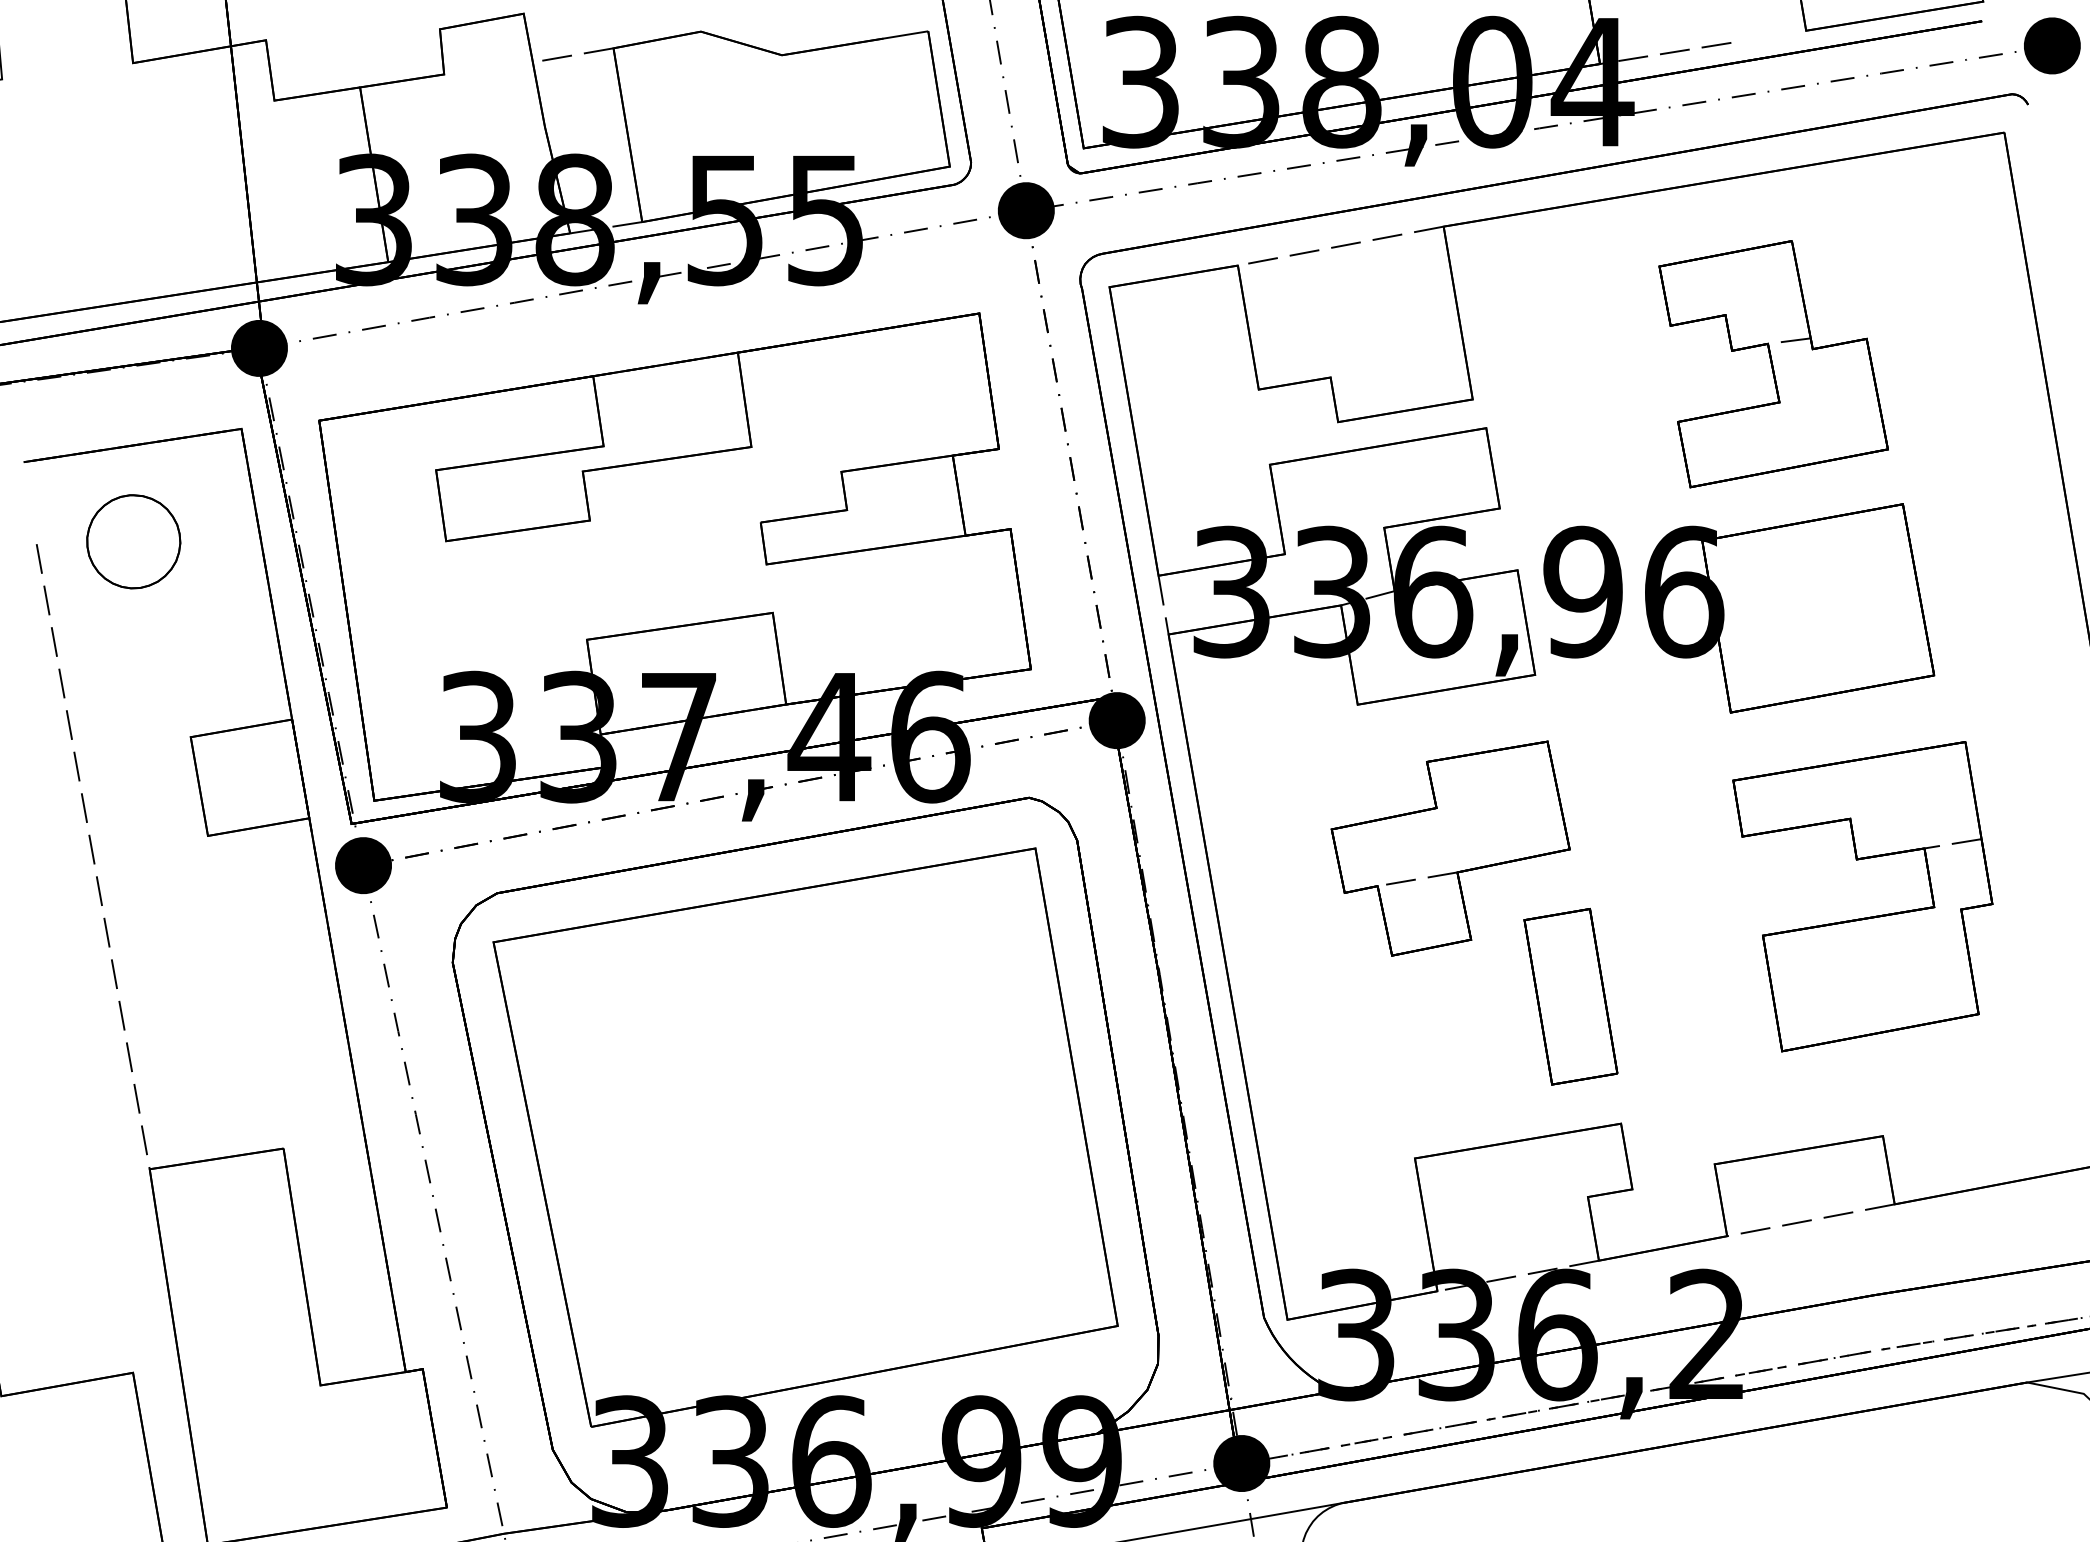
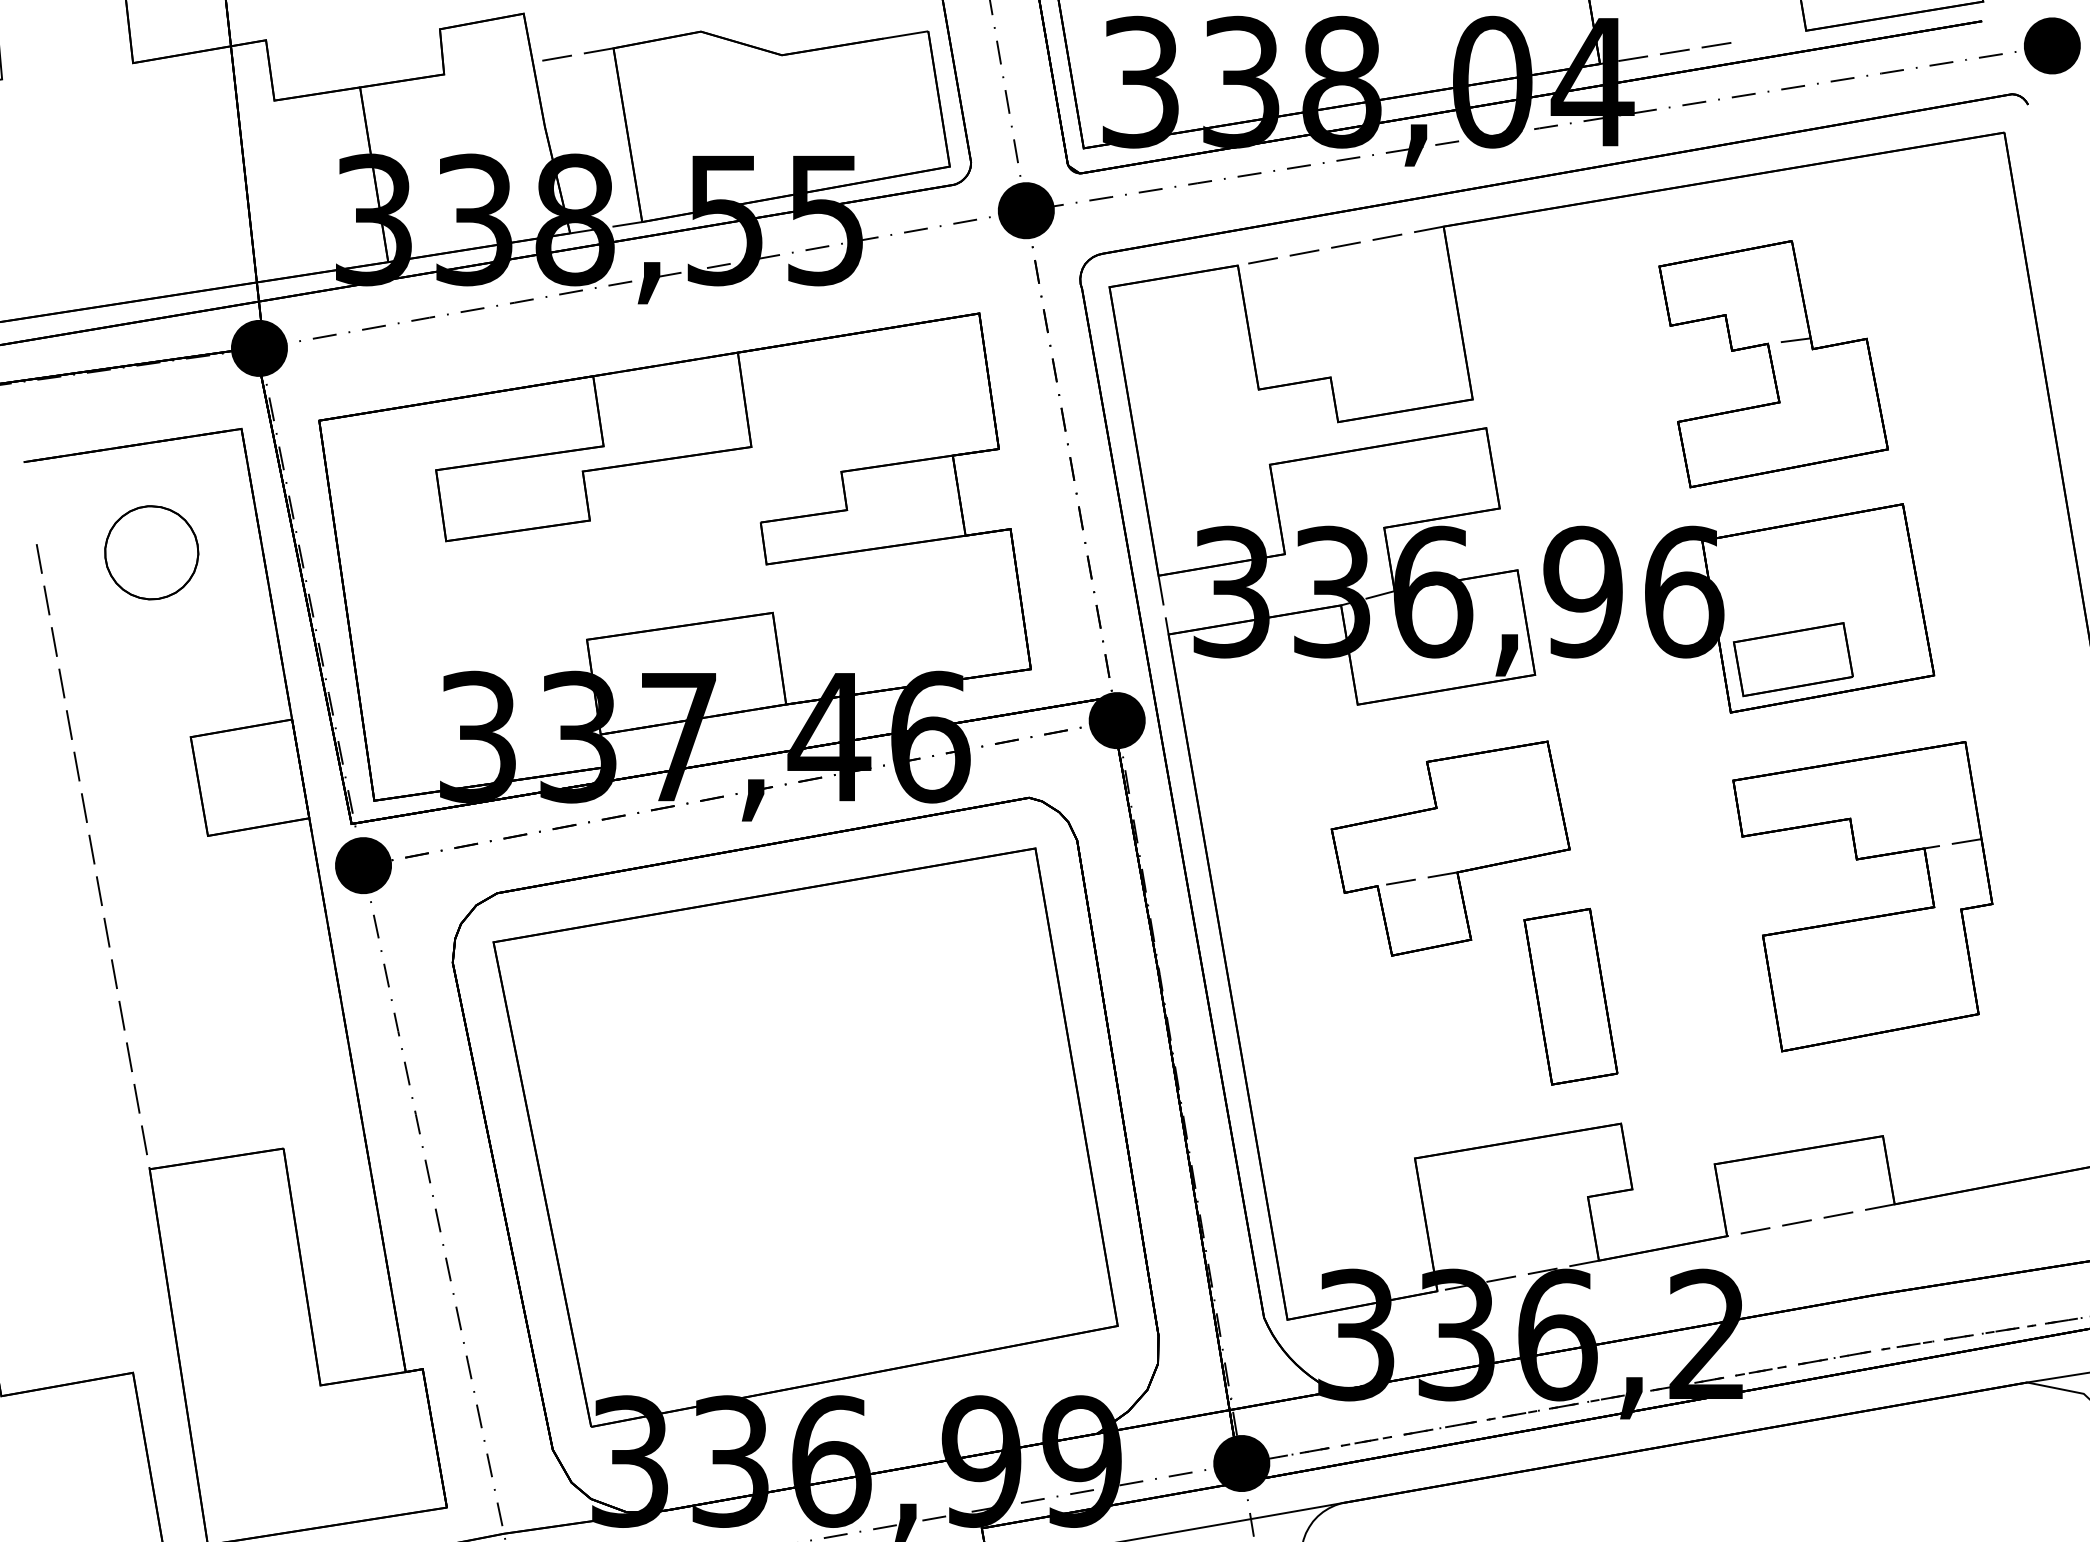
part position: (133, 541) -> (151, 552) (151, 552)
part: none -> present (1793, 659)
